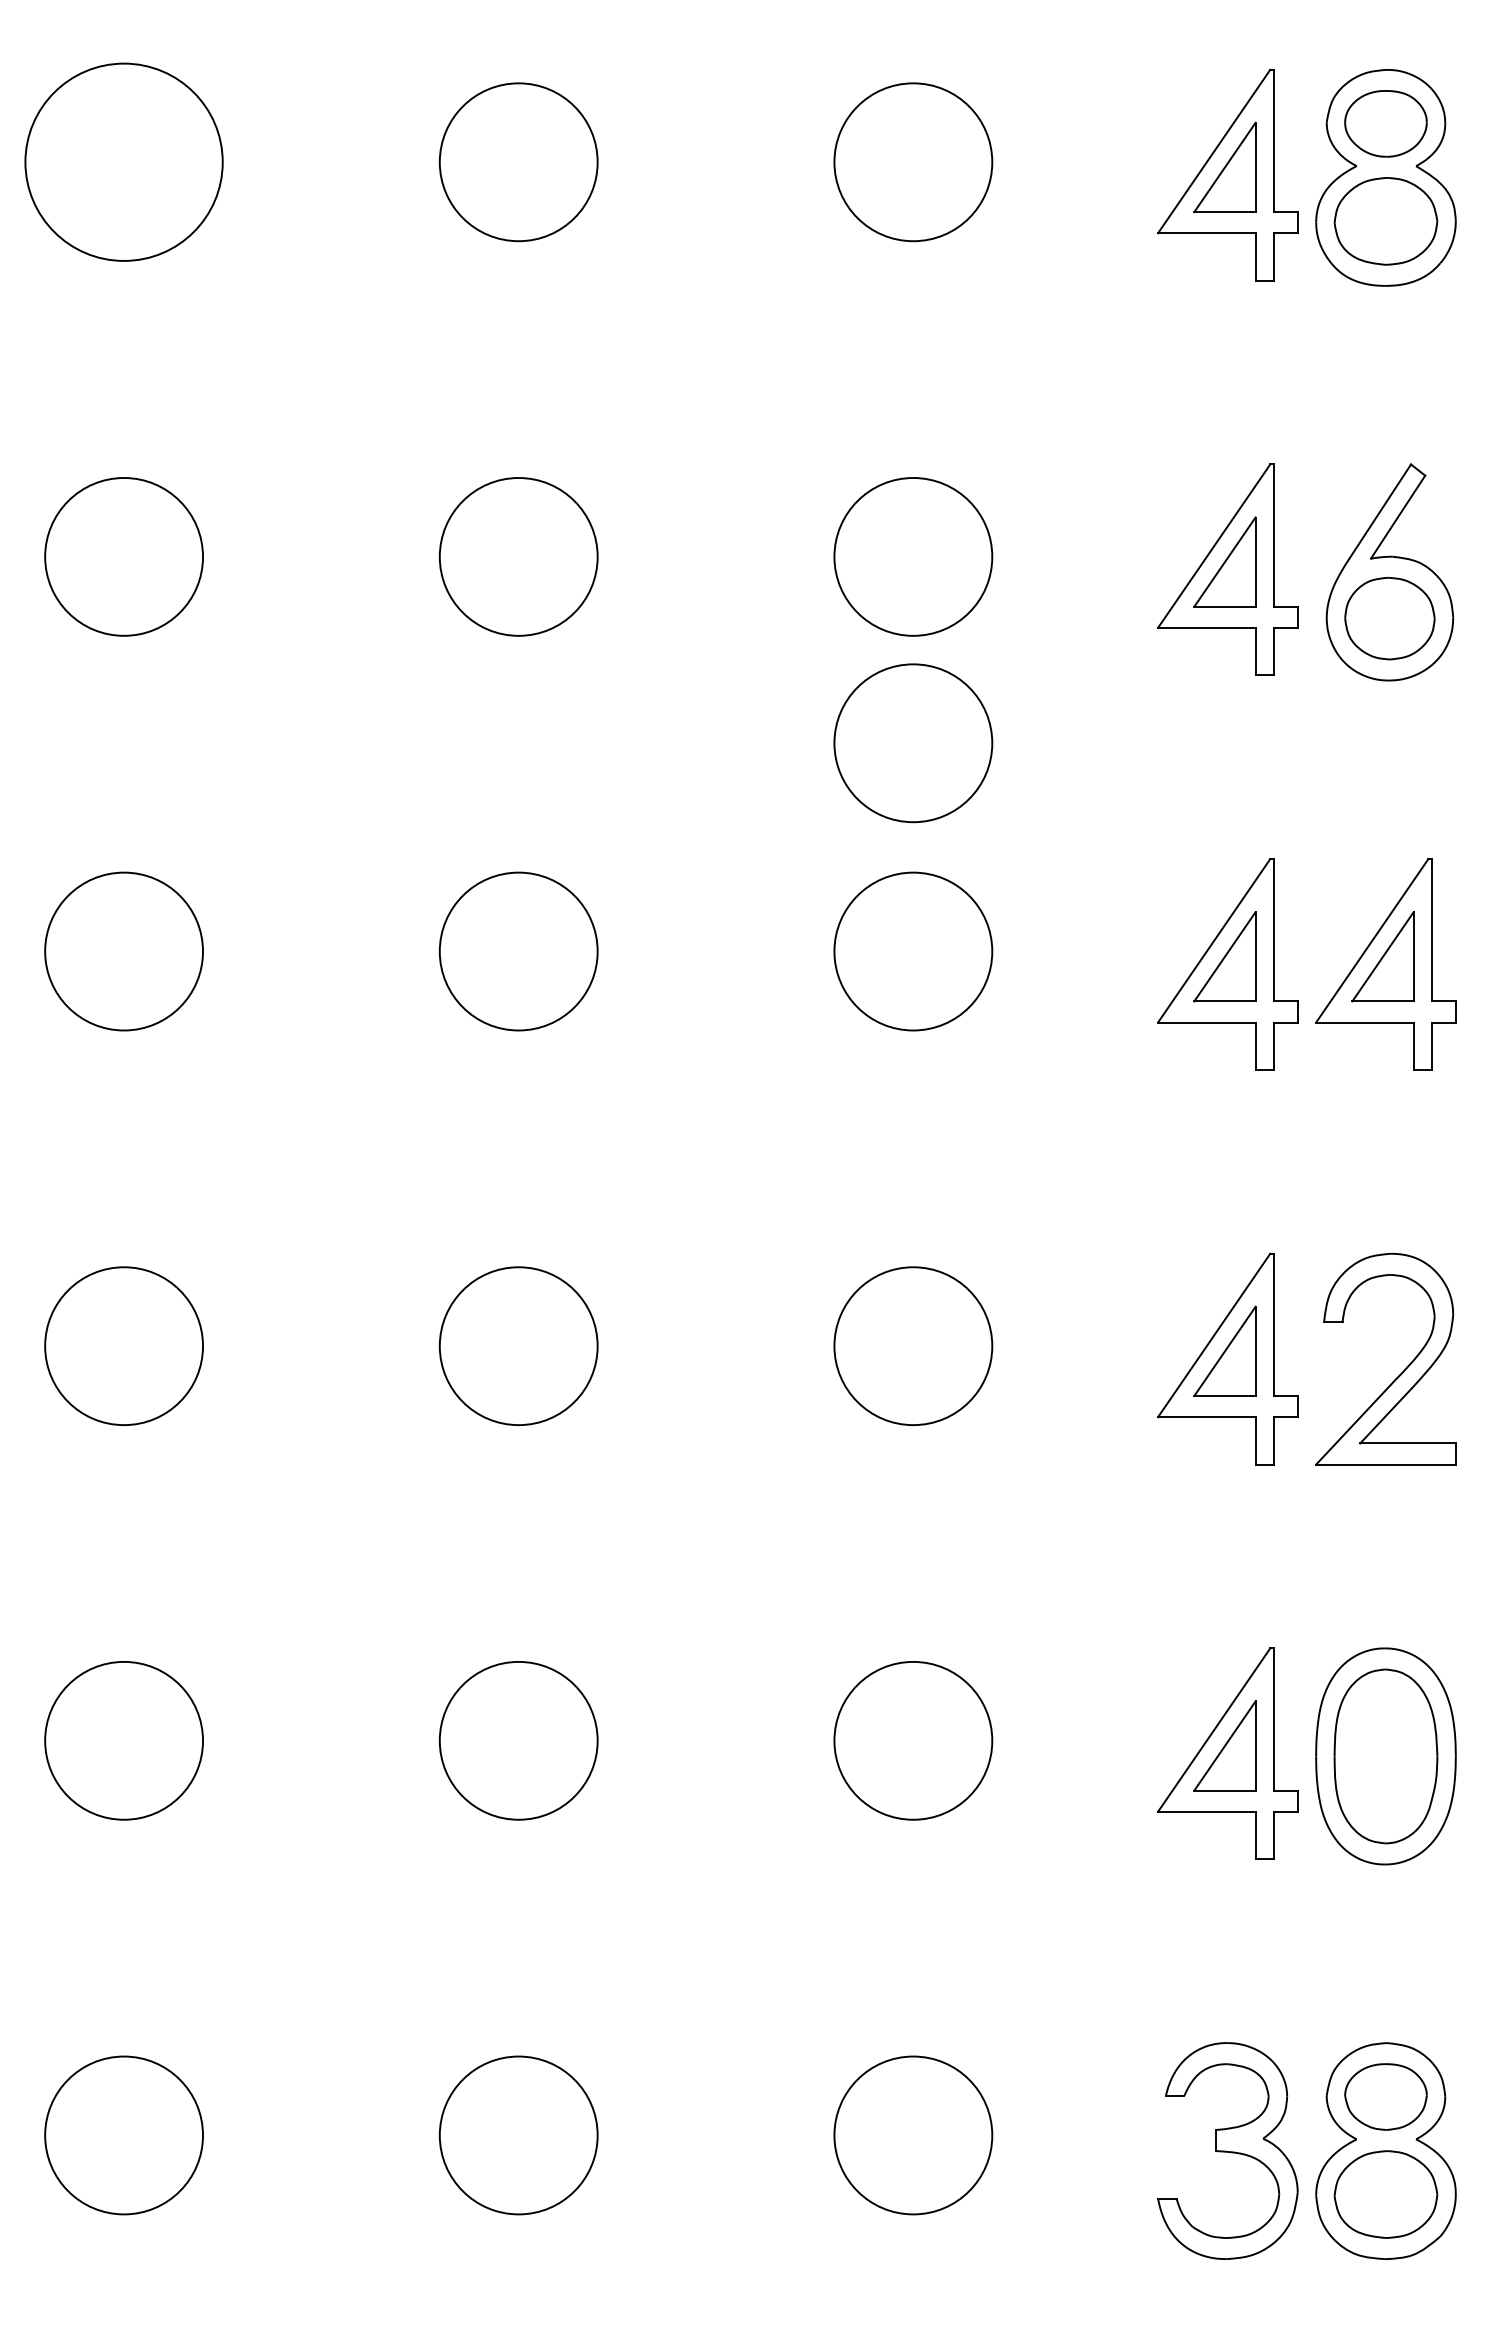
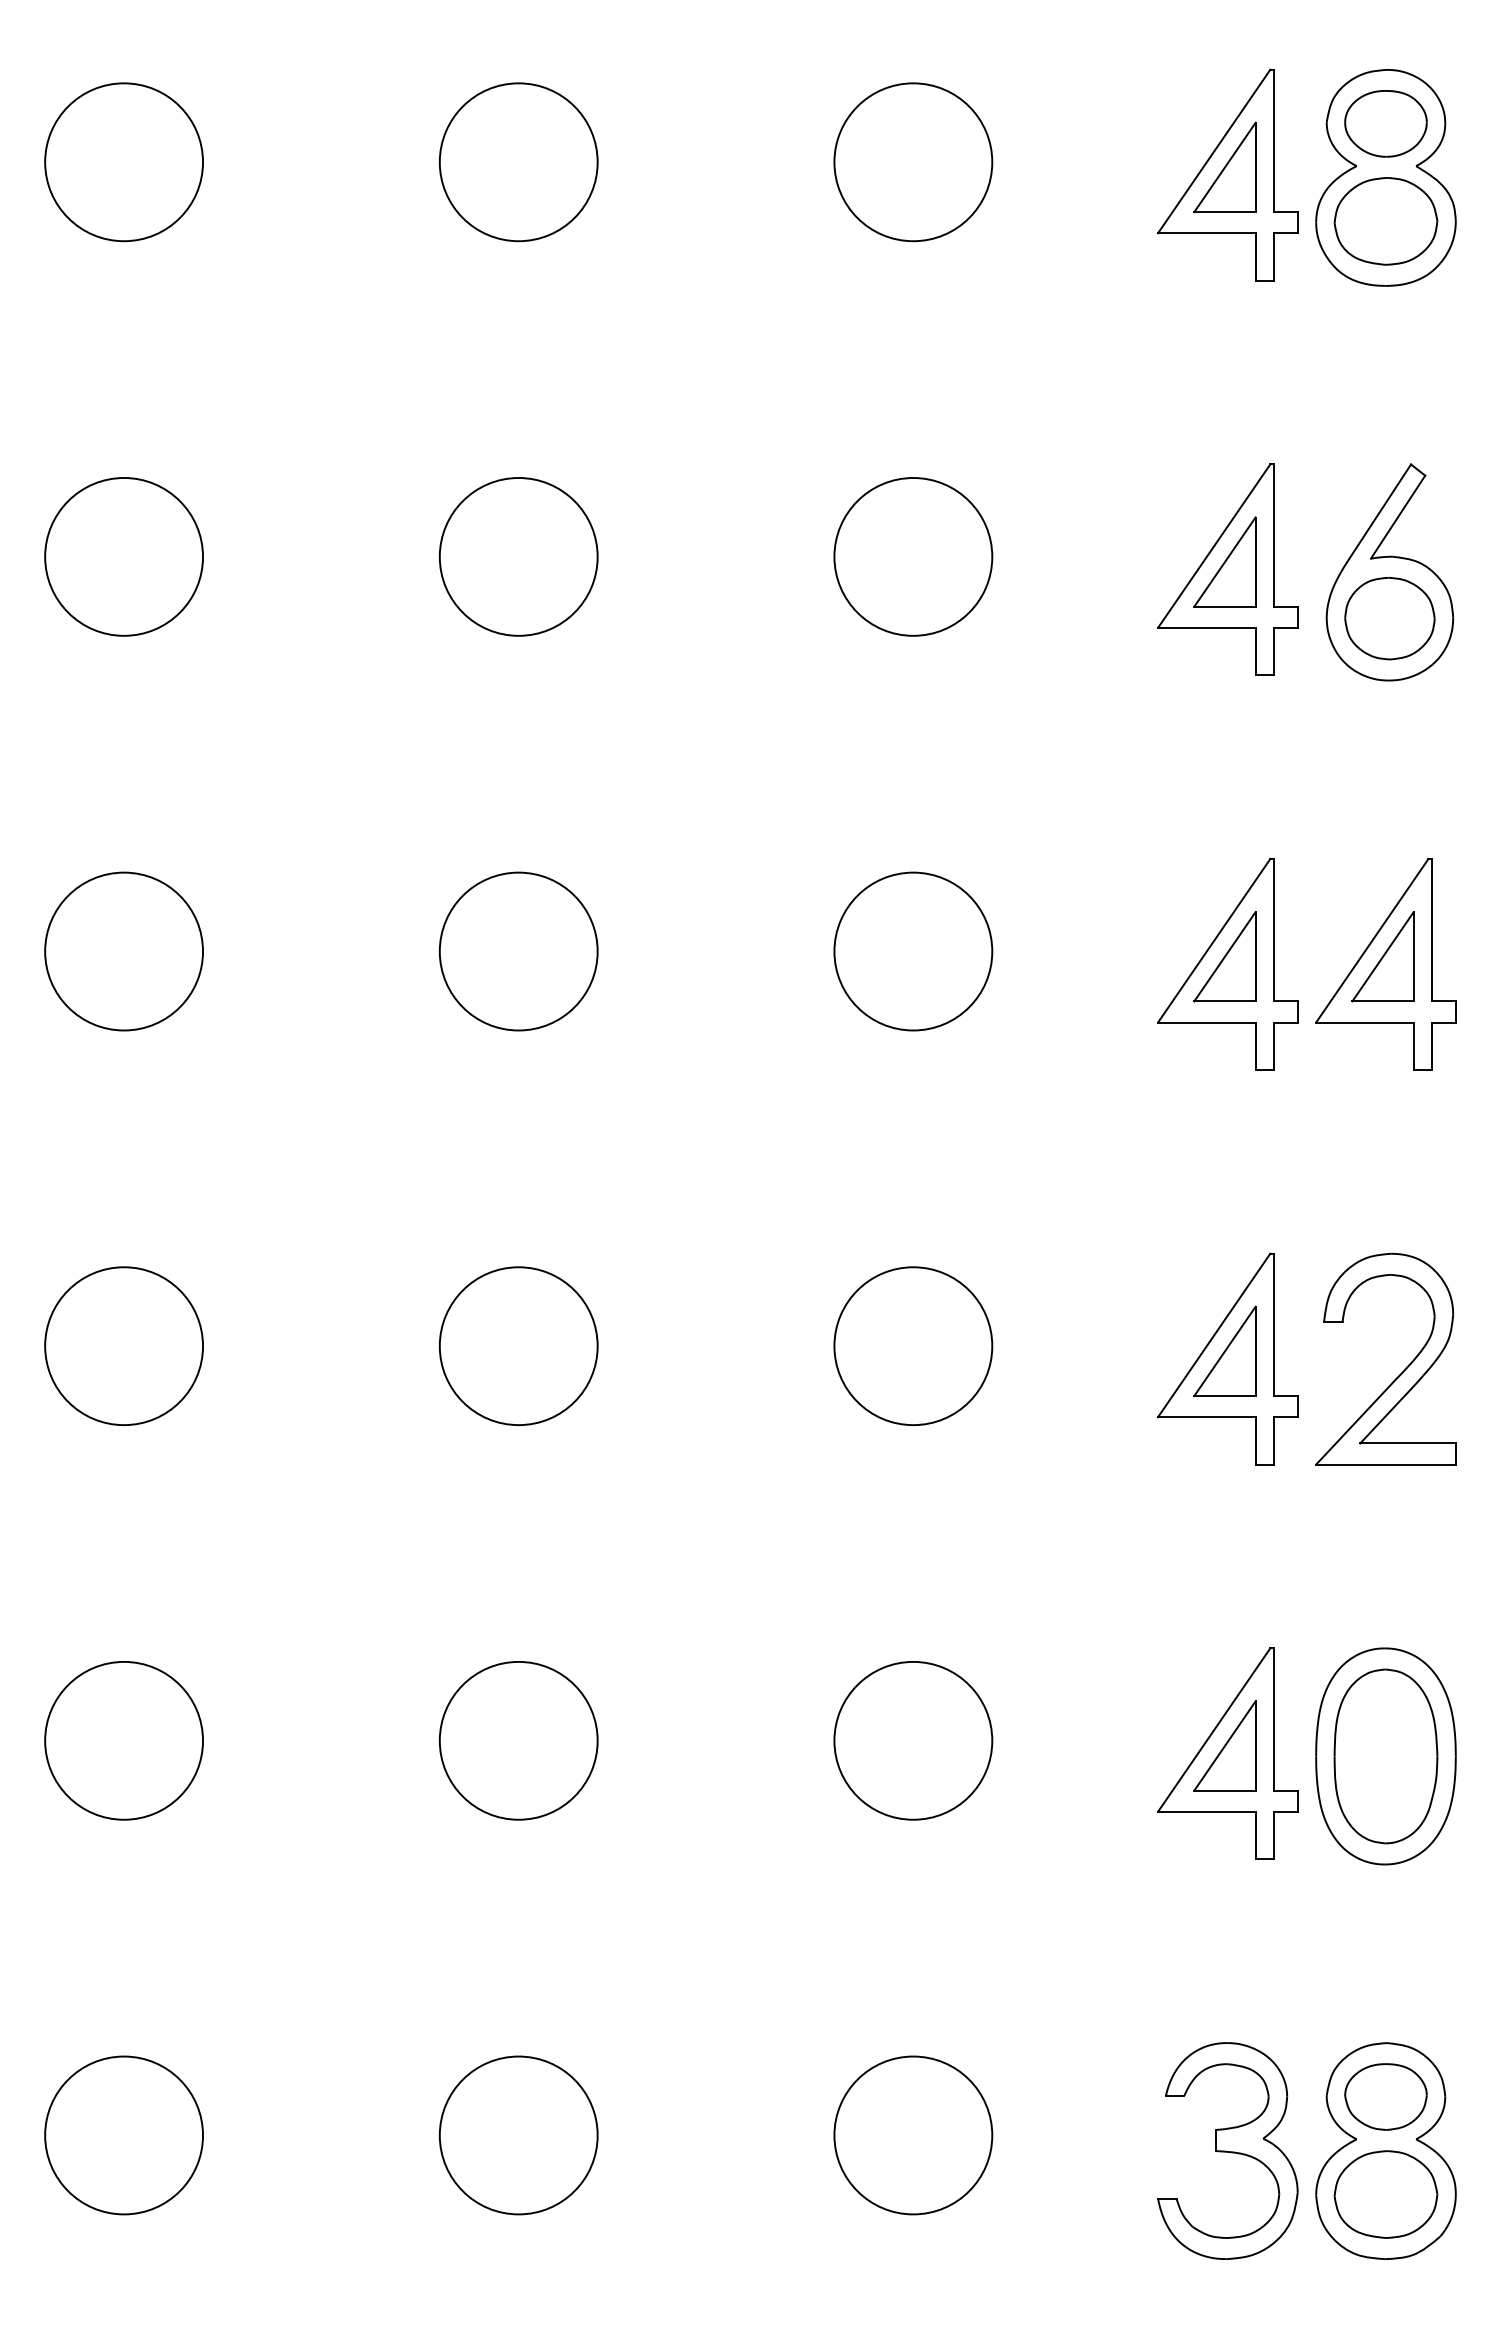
circle diameter: 197 px -> 158 px (124, 162)
circle: present -> none (913, 743)
